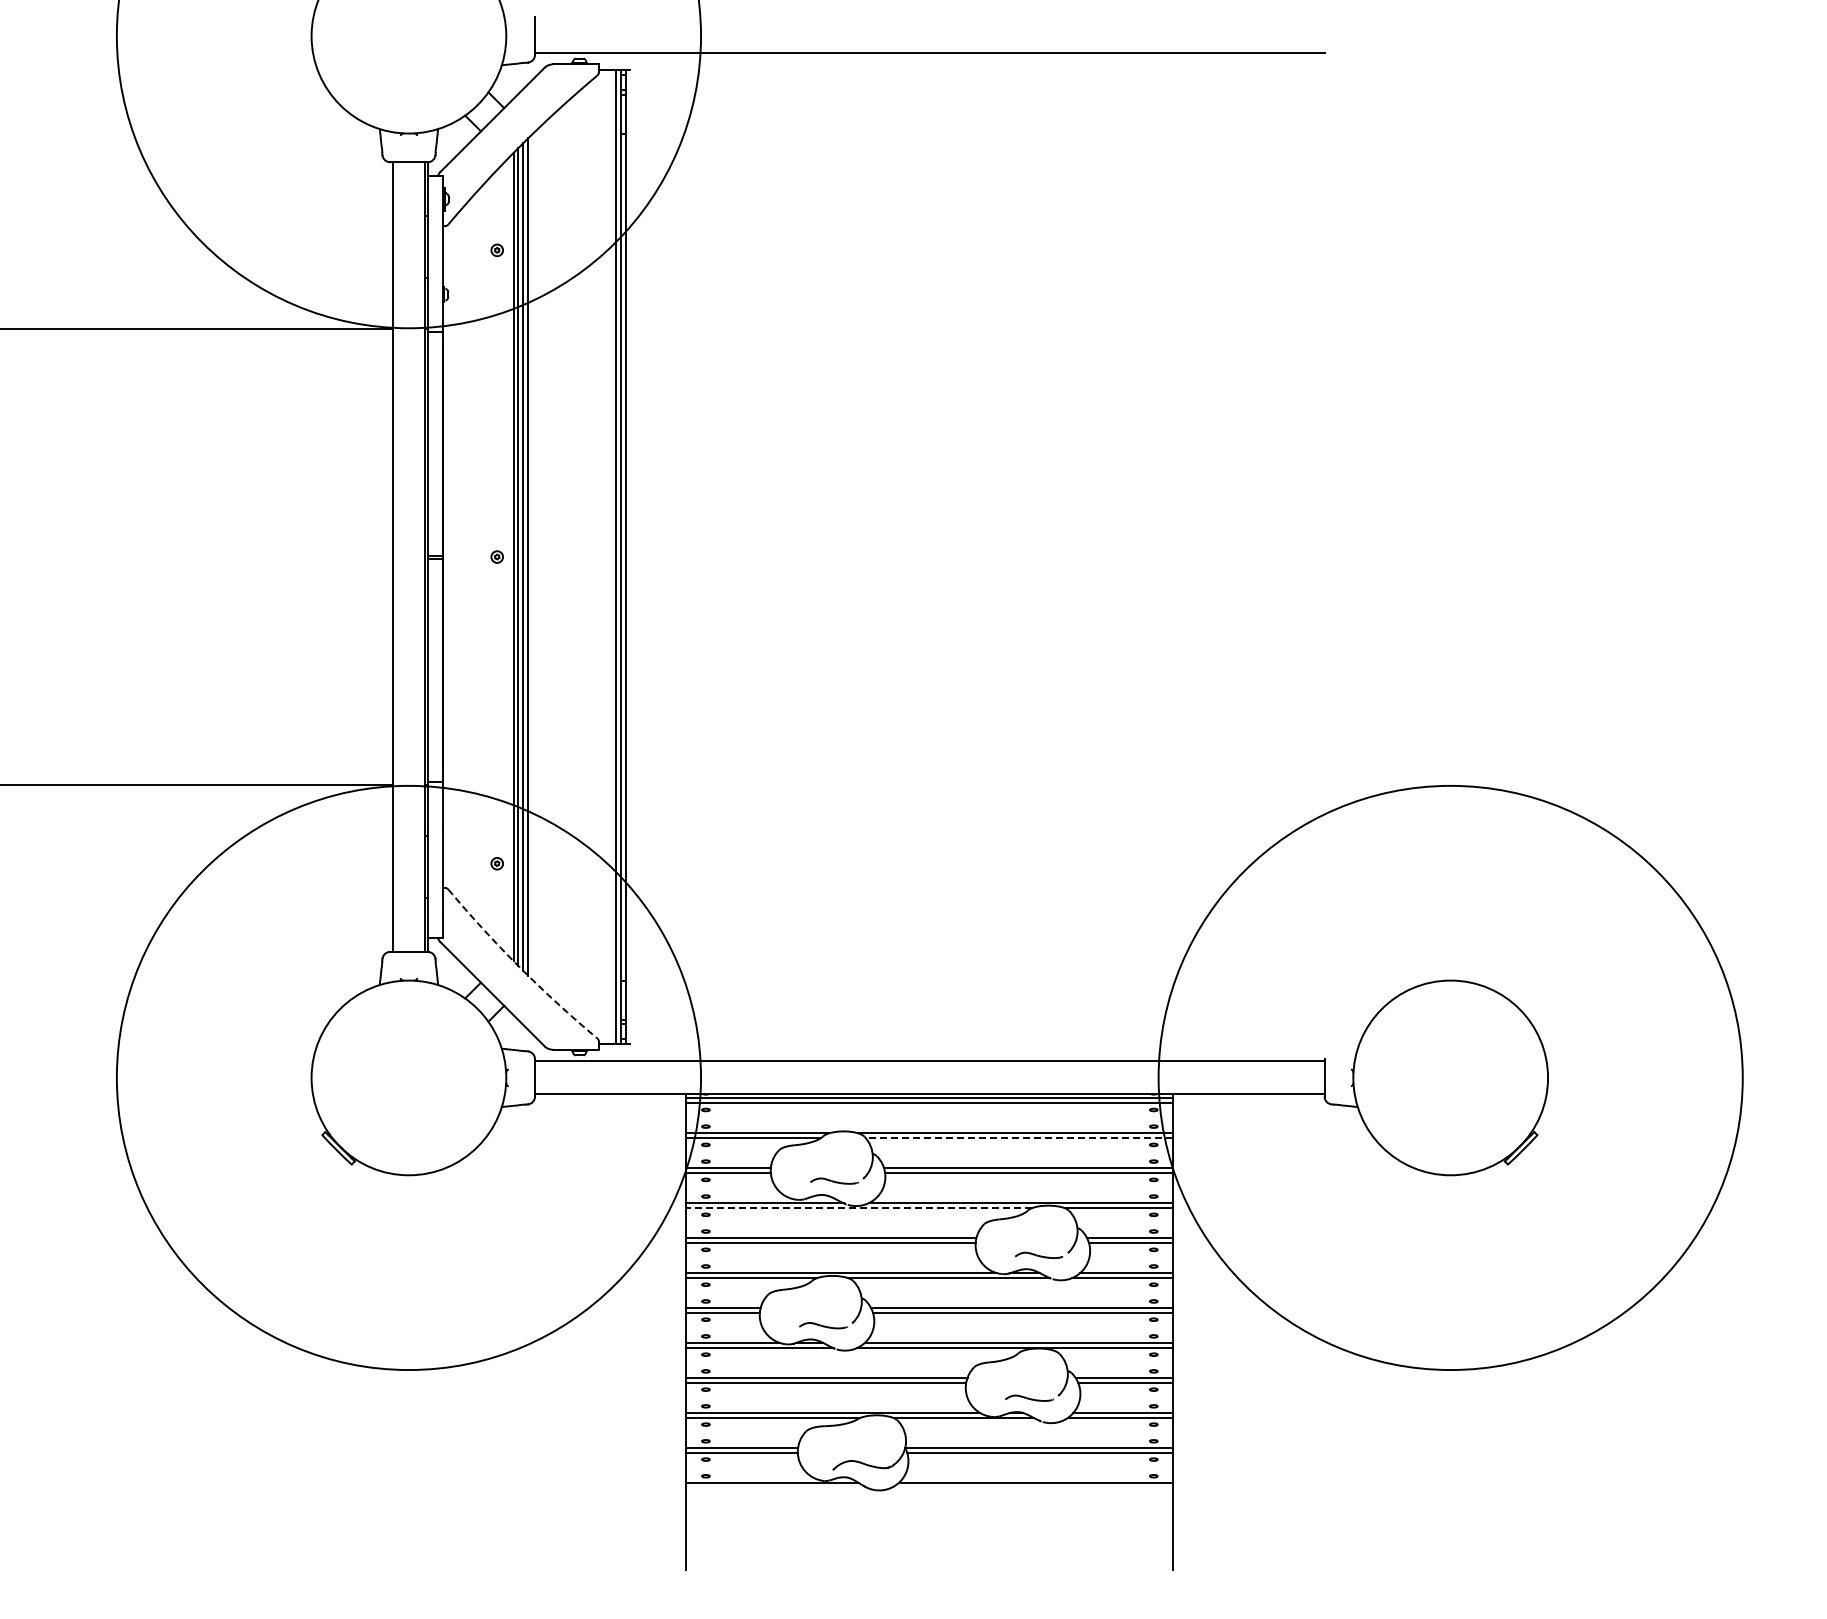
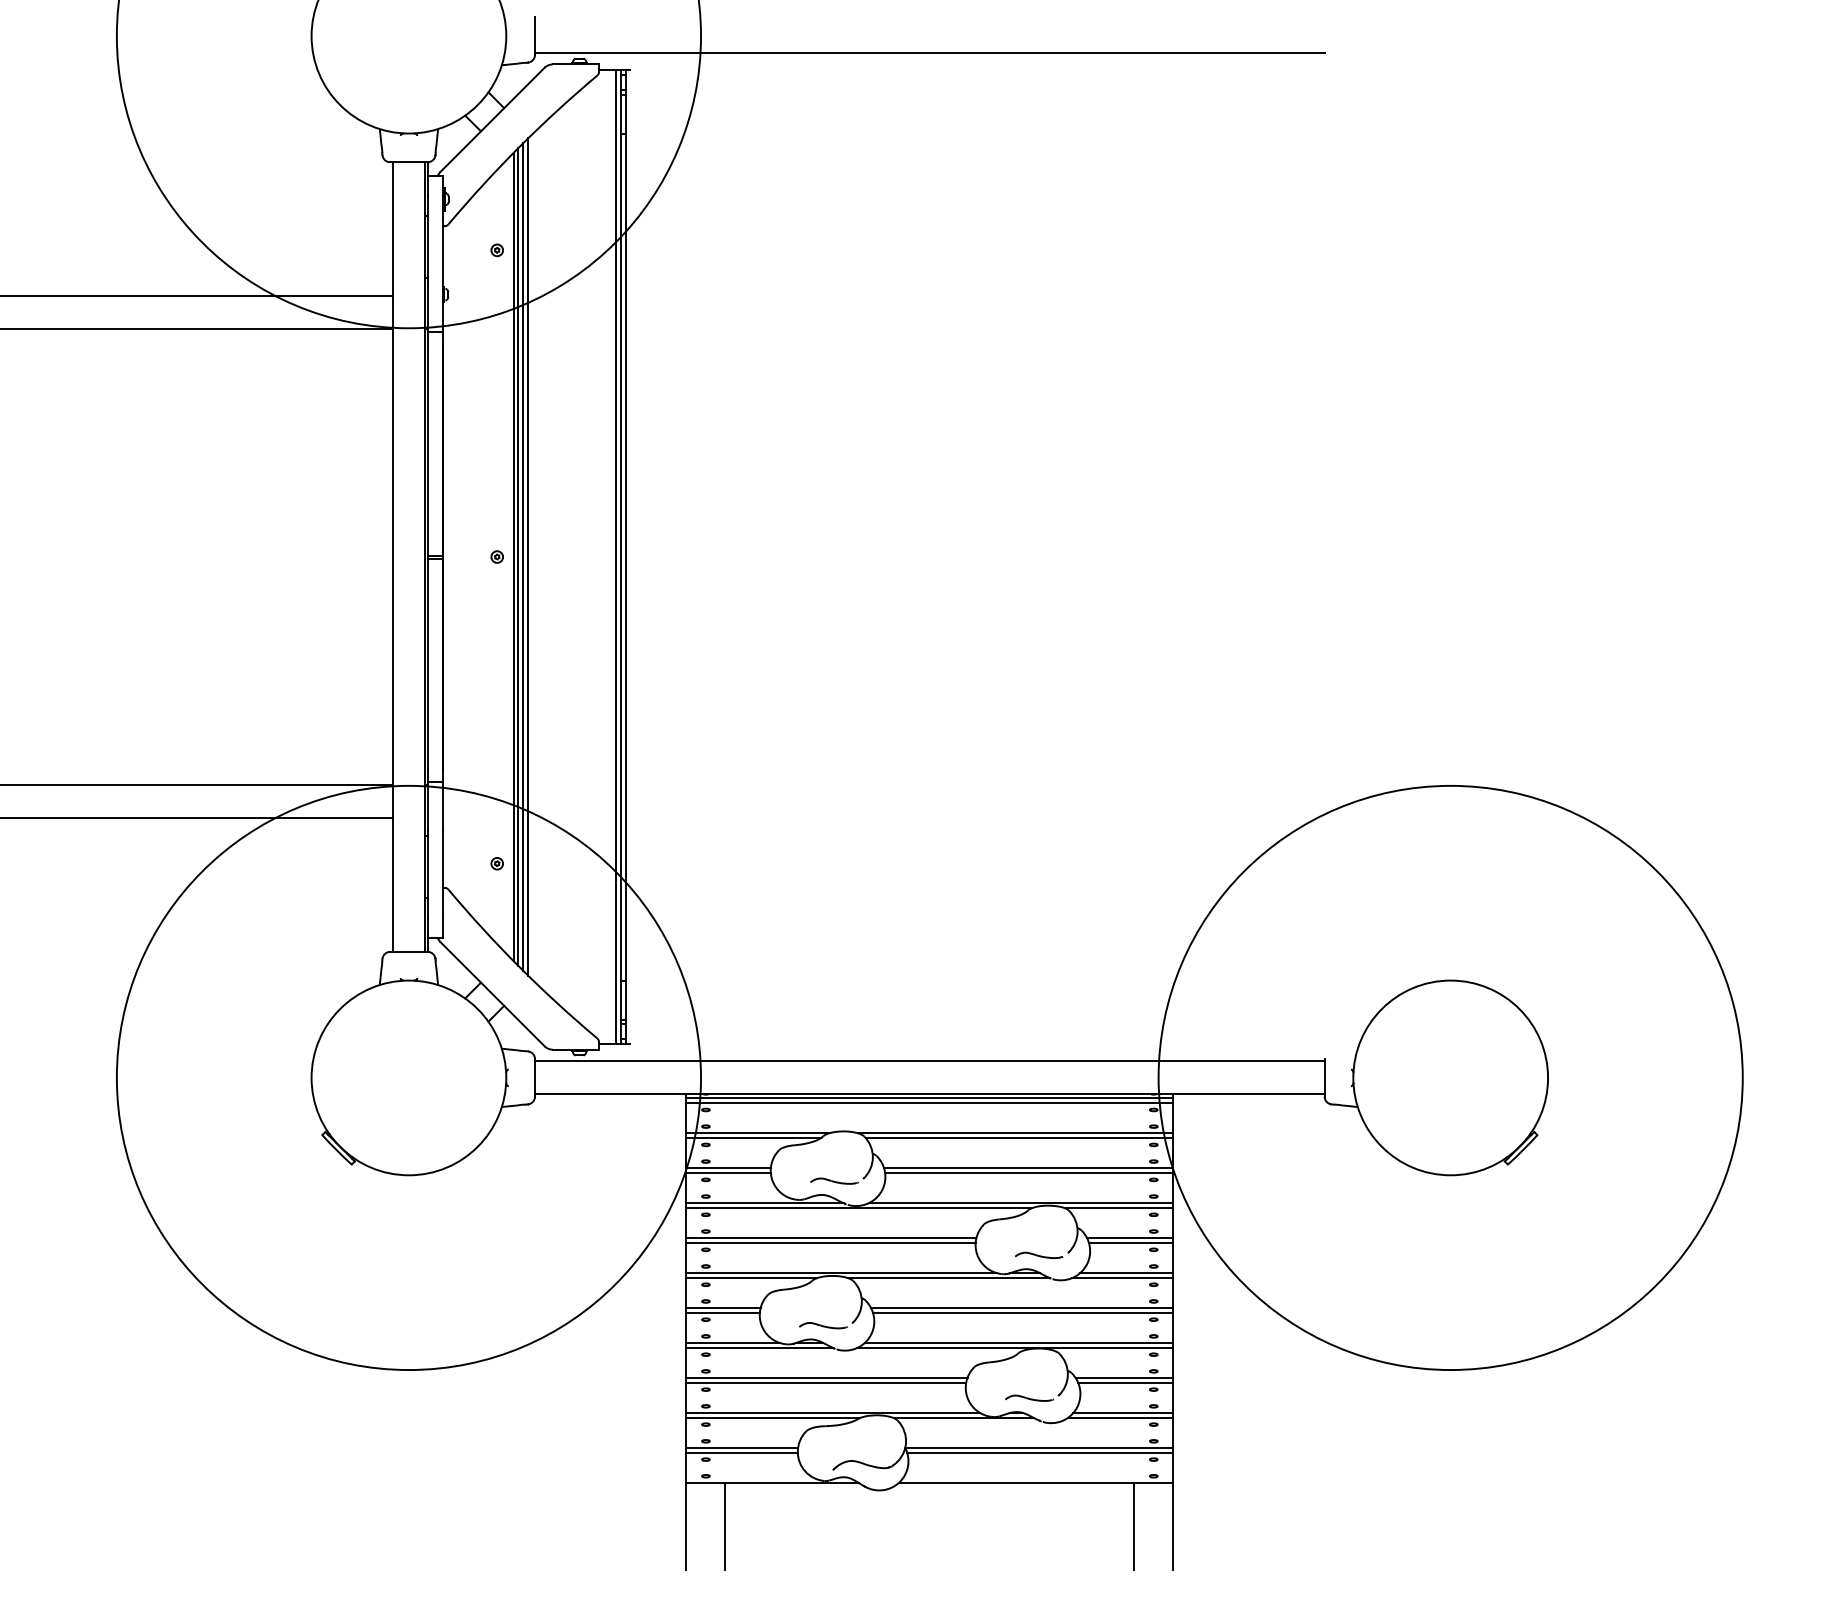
line: none -> present (197, 296)
line: none -> present (197, 817)
arc: dashed -> solid (519, 967)
line: dashed -> solid (1019, 1138)
line: dashed -> solid (859, 1208)
line: none -> present (725, 1526)
line: none -> present (1134, 1526)
